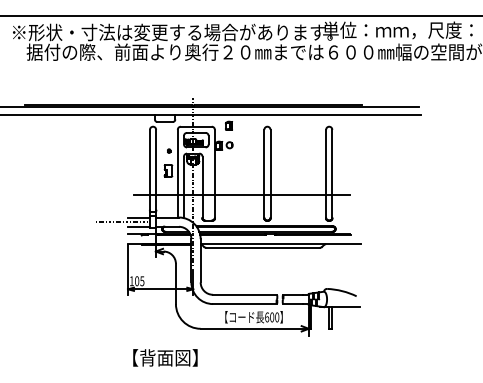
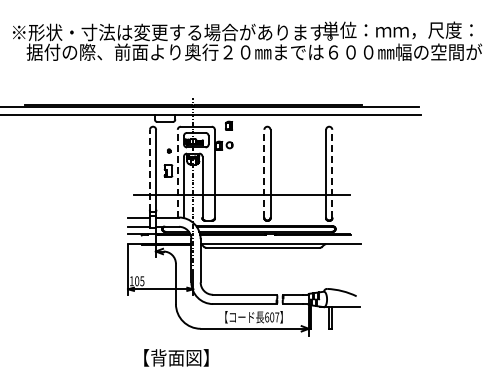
line: present -> none (240, 16)
line: solid -> dashed (149, 169)
line: solid -> dashed (177, 173)
line: solid -> dashed (264, 173)
line: solid -> dashed (332, 173)
line: present -> none (120, 222)
text: 600 -> 607 (277, 317)
text position: (165, 357) -> (176, 357) (176, 357)
